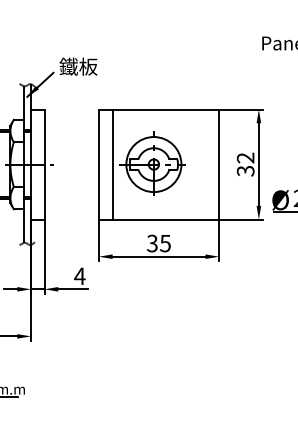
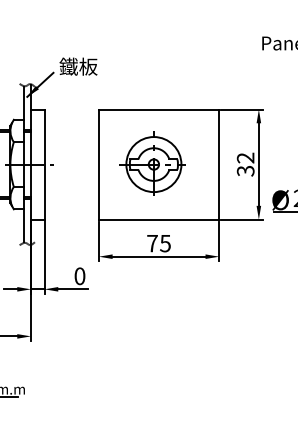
line: present -> none (112, 164)
text: 35 -> 75 (152, 243)
text: 4 -> 0 (79, 276)
